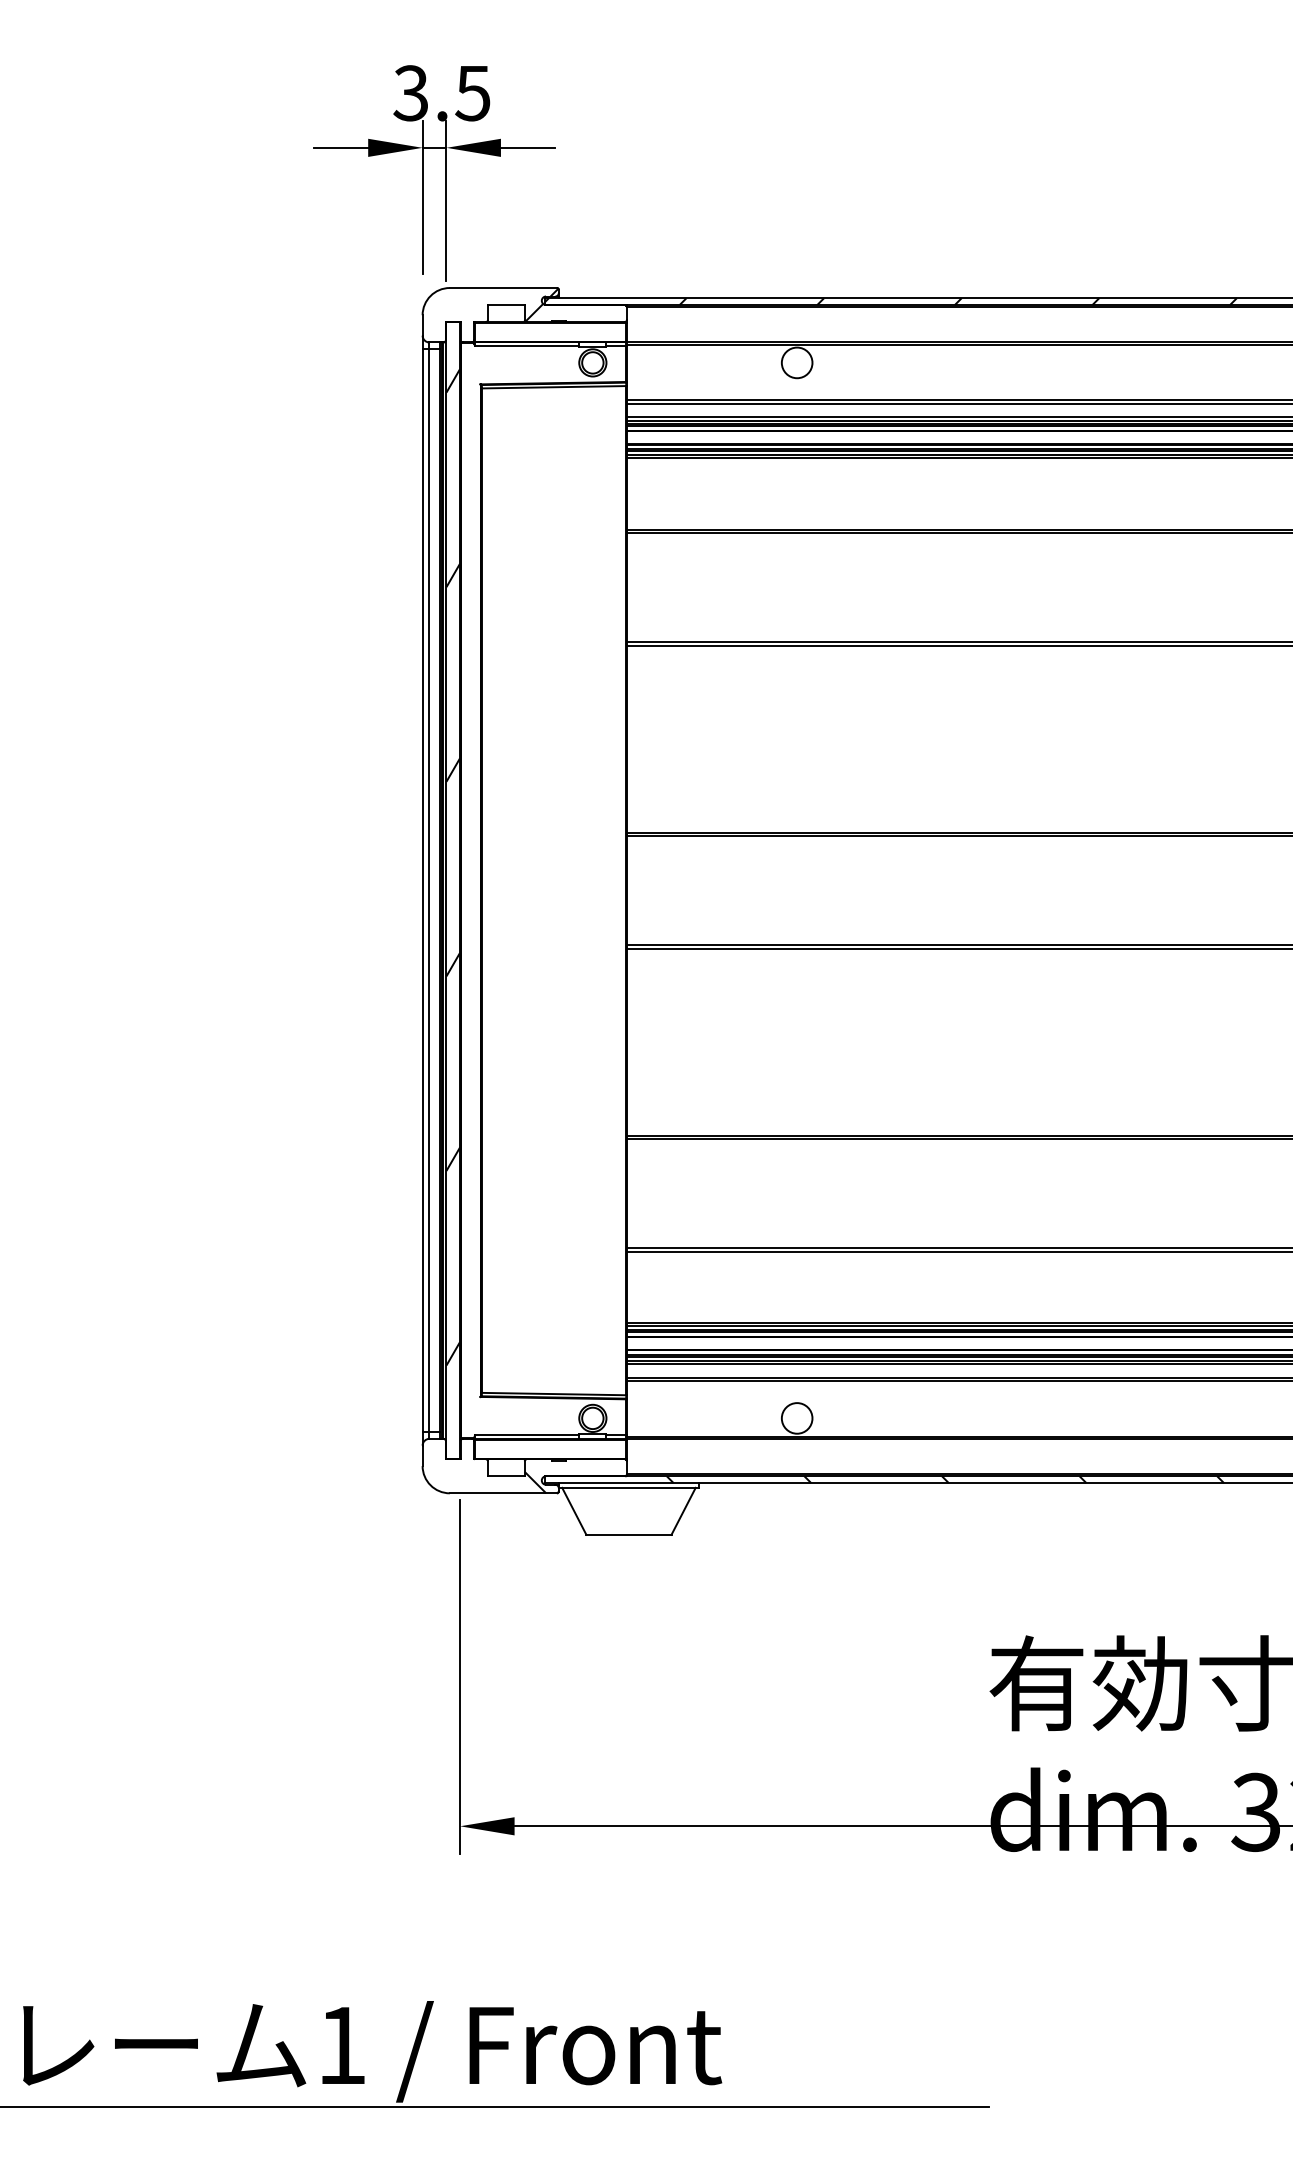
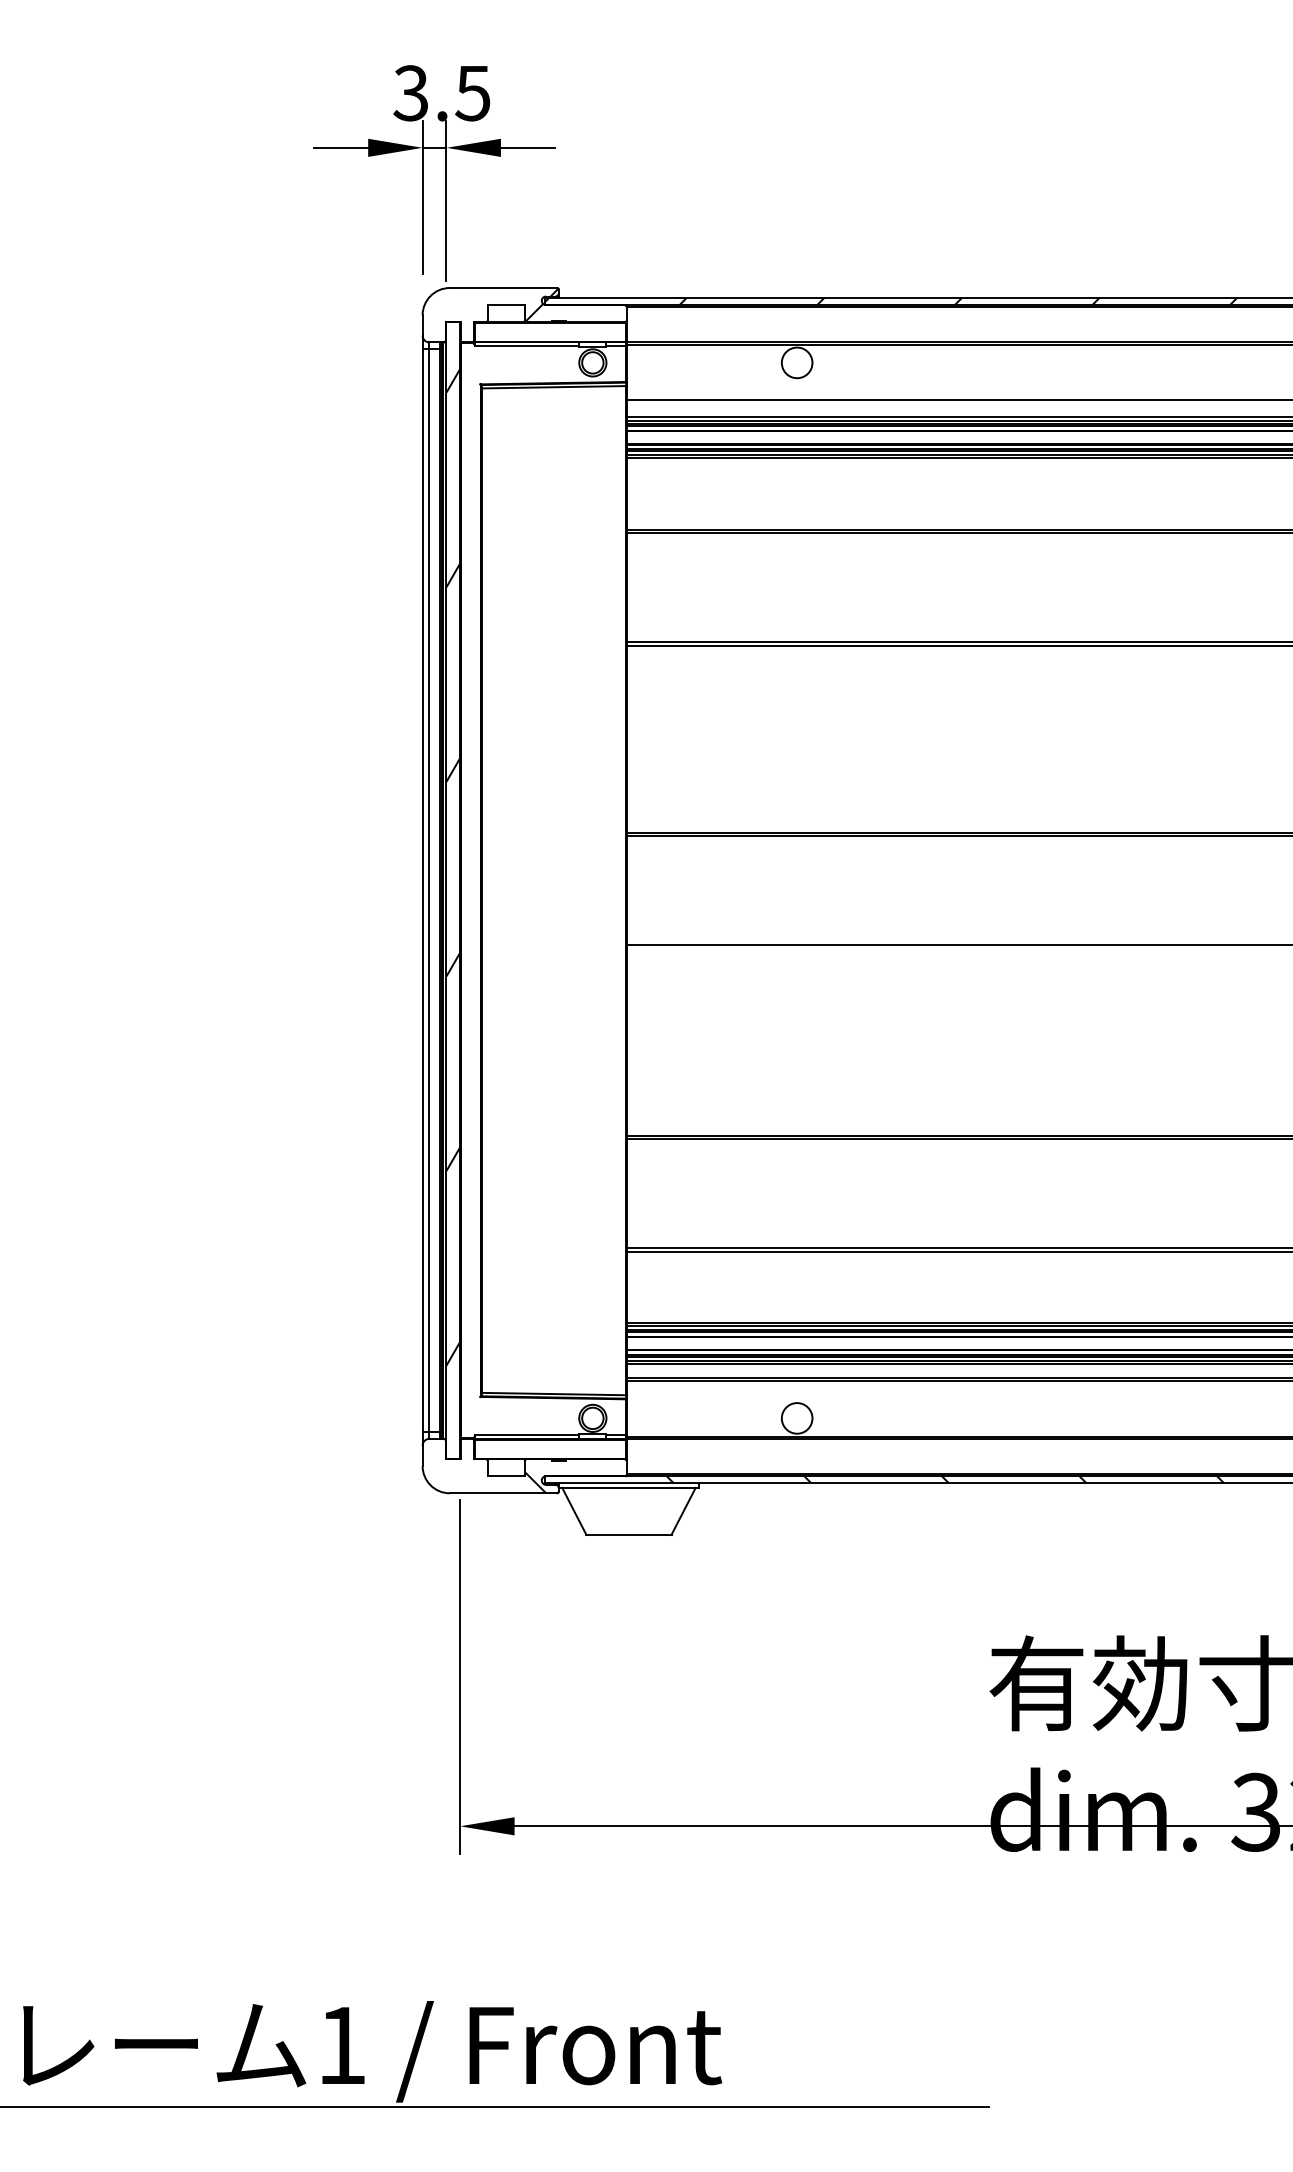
line: present -> none (957, 403)
line: present -> none (957, 948)
